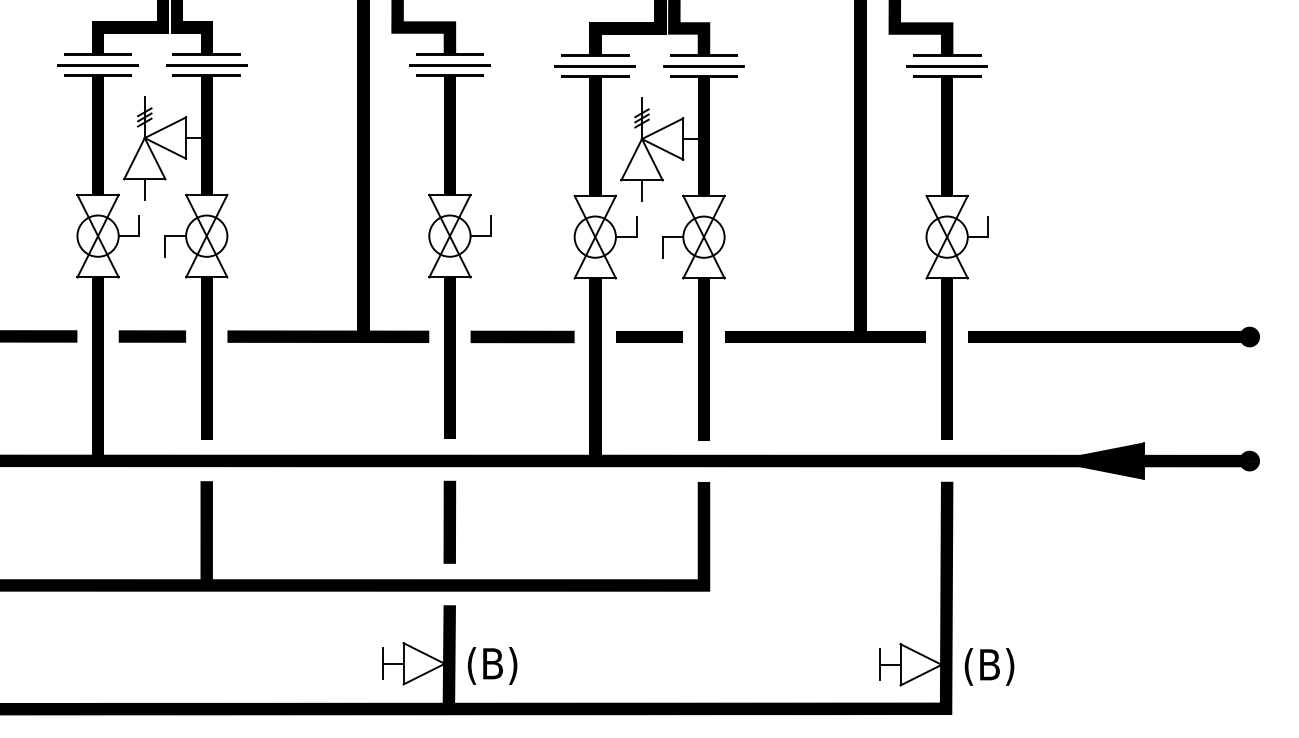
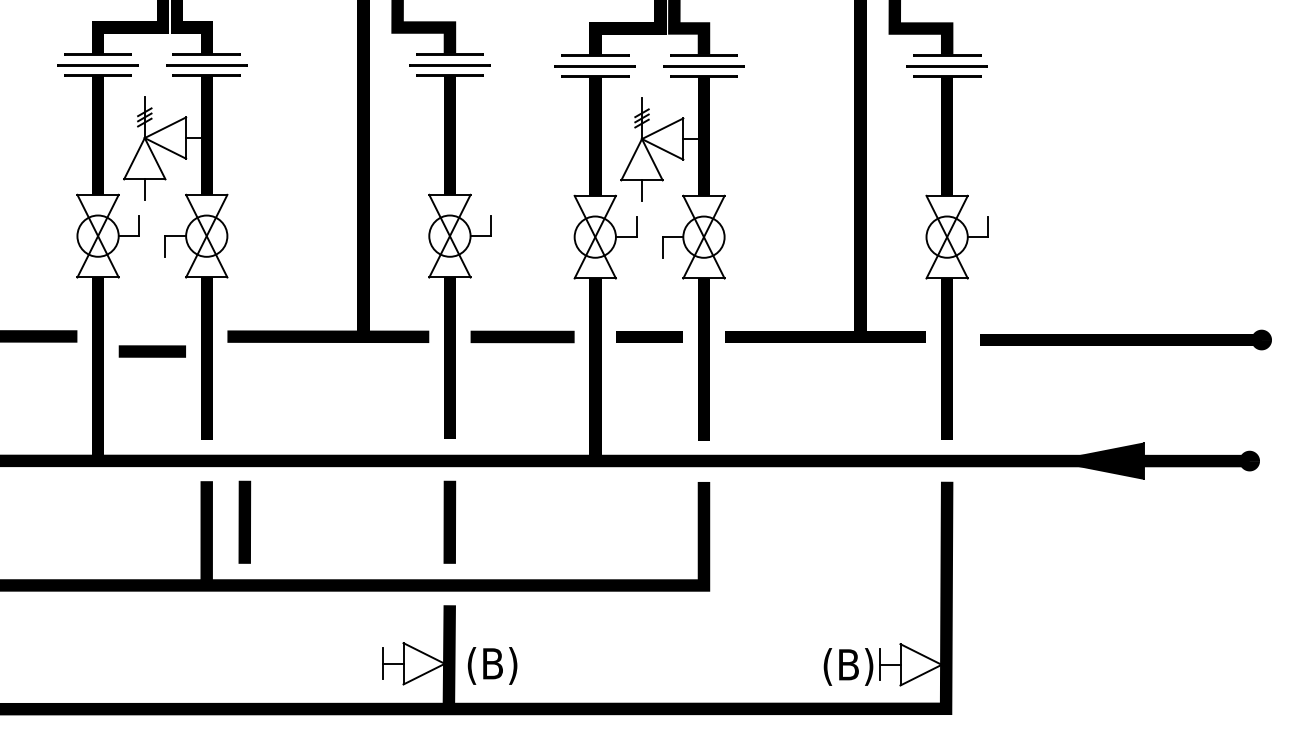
line position: (151, 336) -> (151, 351) (151, 351)
part position: (1113, 336) -> (1125, 339) (1125, 339)
line: none -> present (244, 521)
text position: (989, 666) -> (848, 666) (848, 666)
